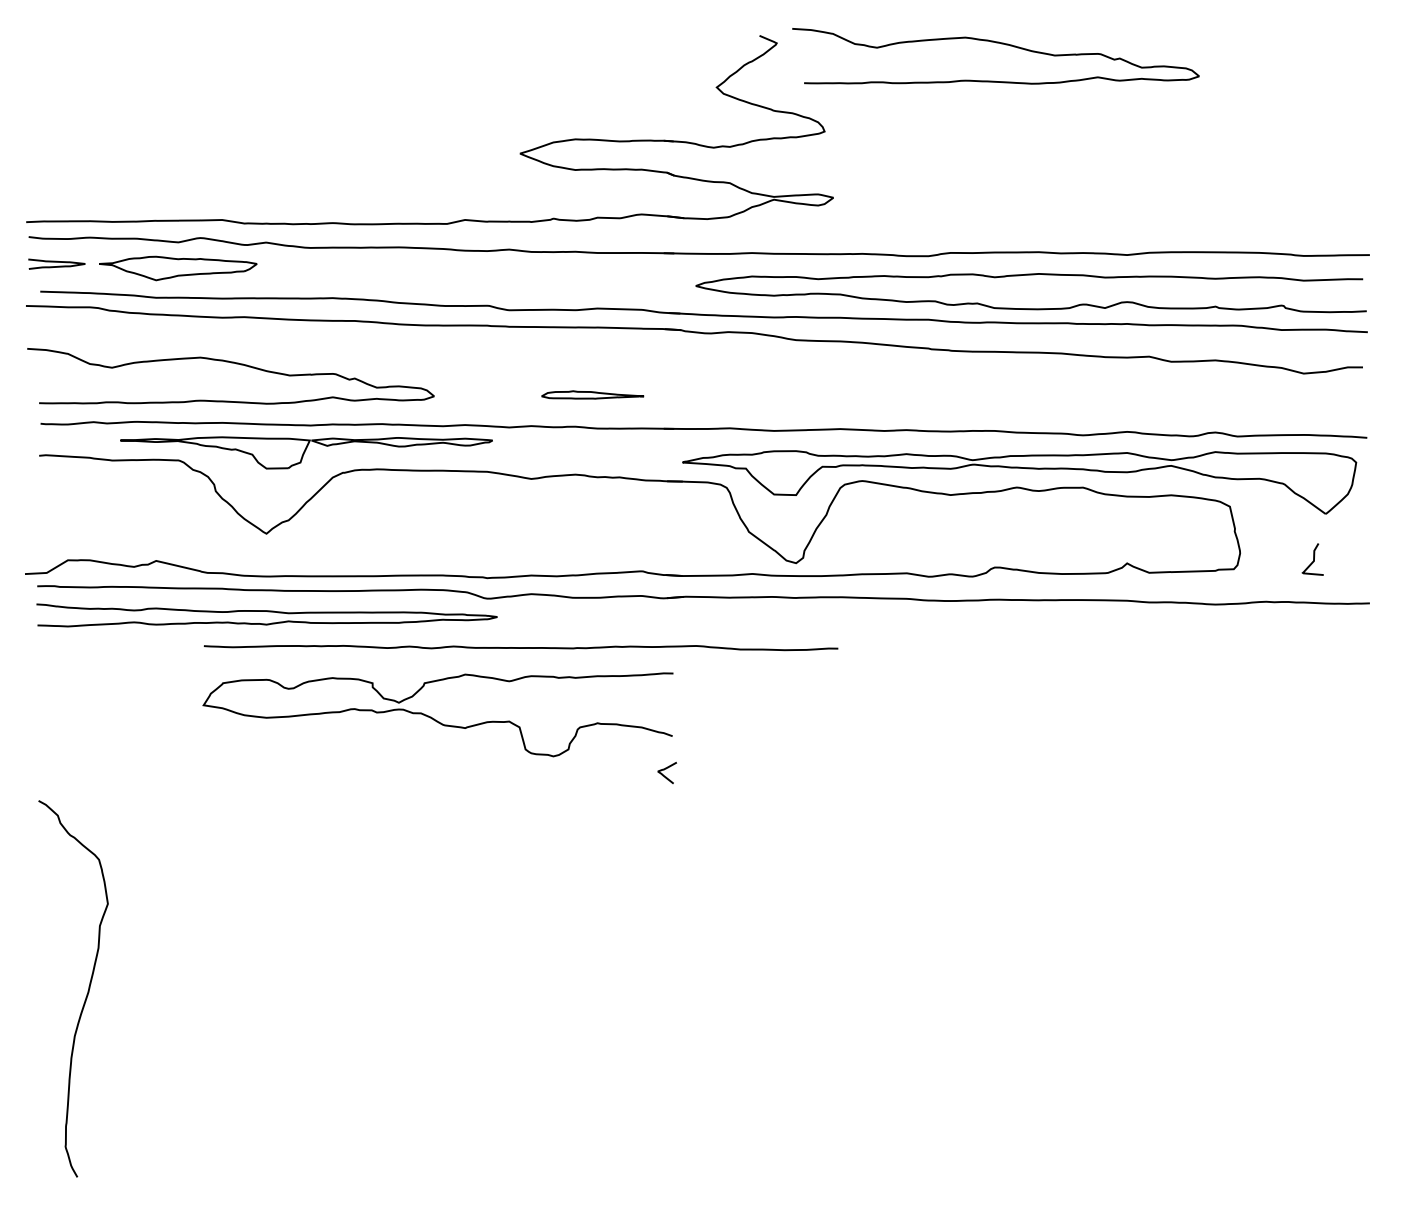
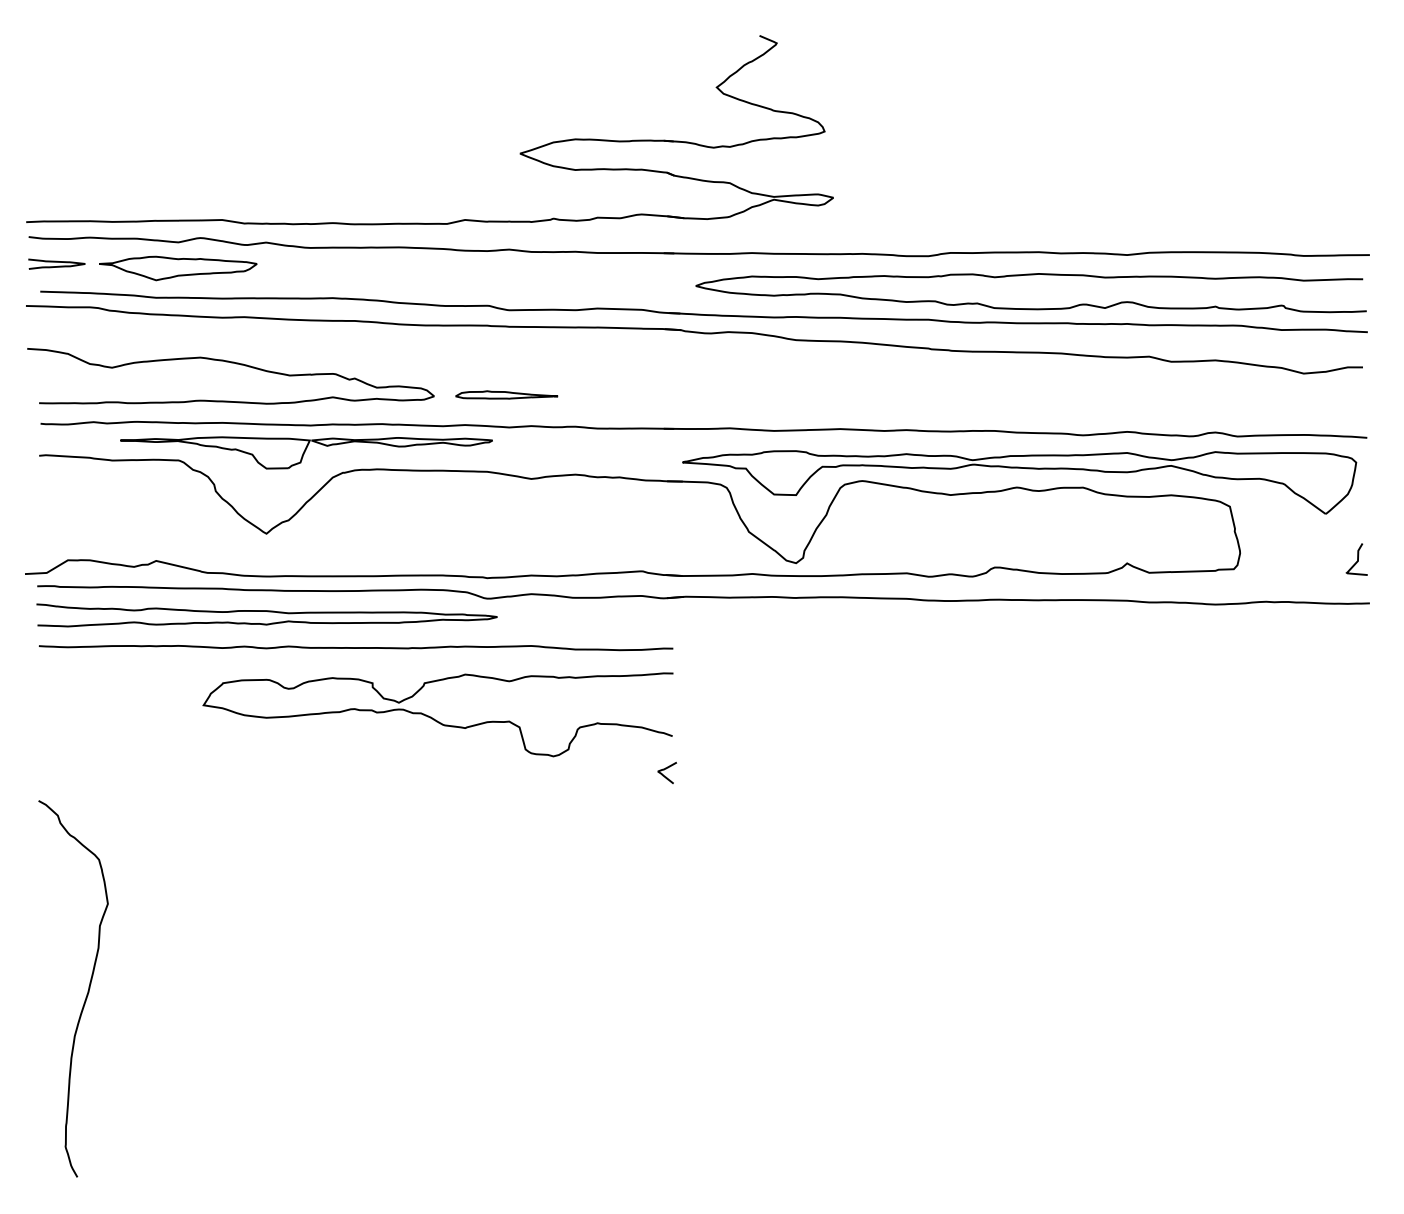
curve: present -> none (996, 43)
part position: (592, 394) -> (506, 394) (506, 394)
curve position: (1313, 559) -> (1357, 559) (1357, 559)
curve position: (520, 648) -> (355, 648) (355, 648)
